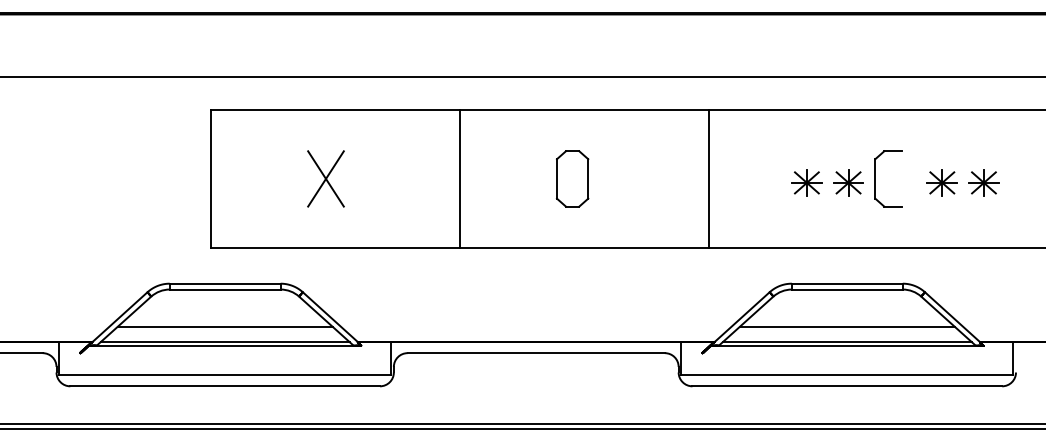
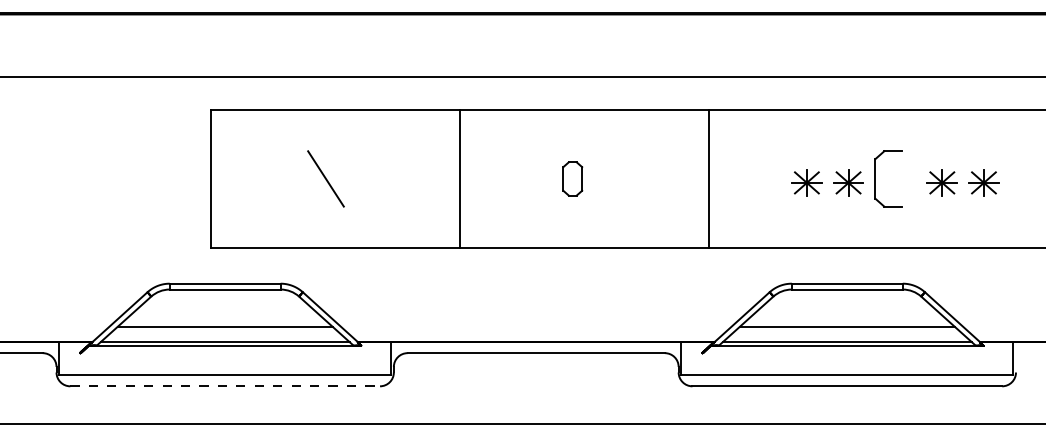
line: present -> none (325, 178)
part size: 34x58 px -> 22x36 px (572, 178)
line: solid -> dashed (225, 386)
line: present -> none (522, 428)
